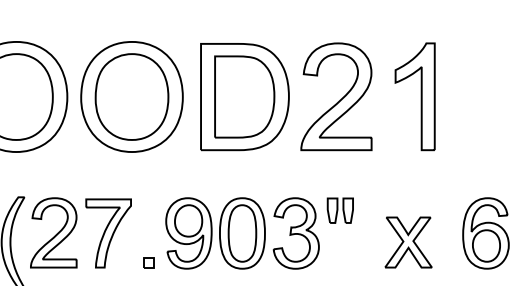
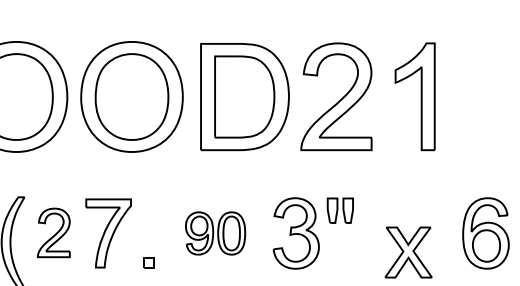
part size: 48x72 px -> 34x52 px (53, 232)
part size: 101x73 px -> 62x45 px (215, 233)
part position: (408, 242) -> (408, 252) (408, 252)
